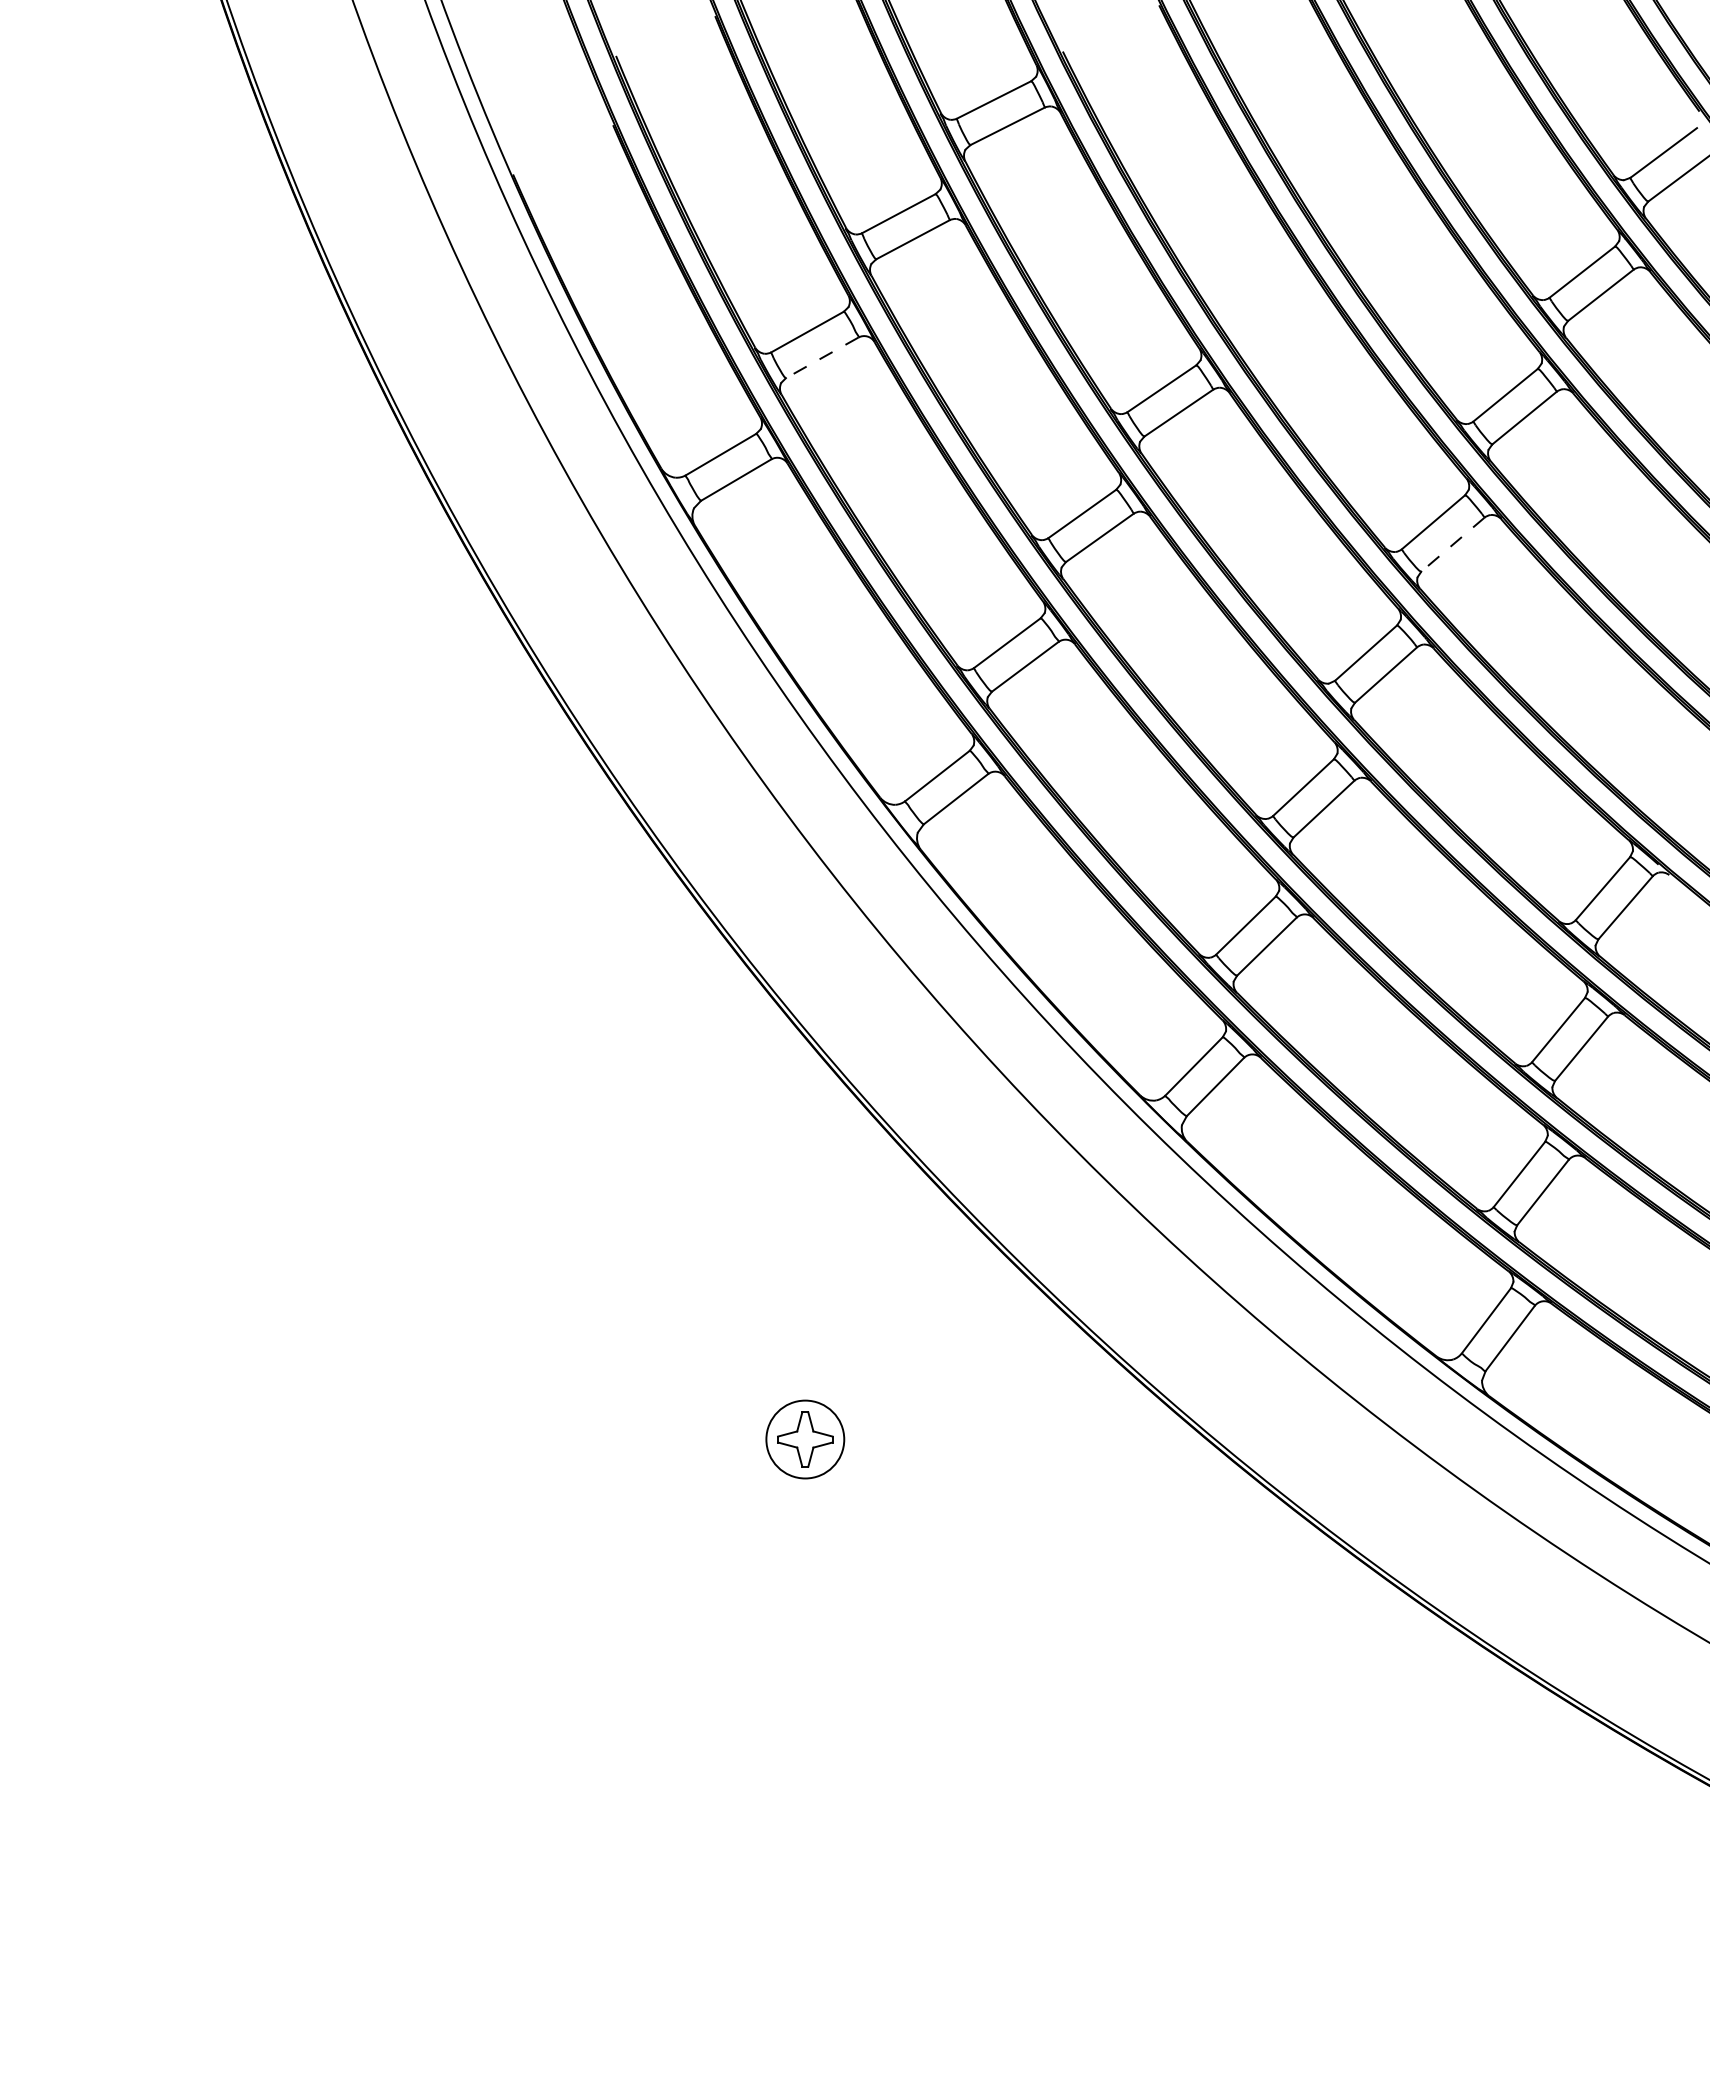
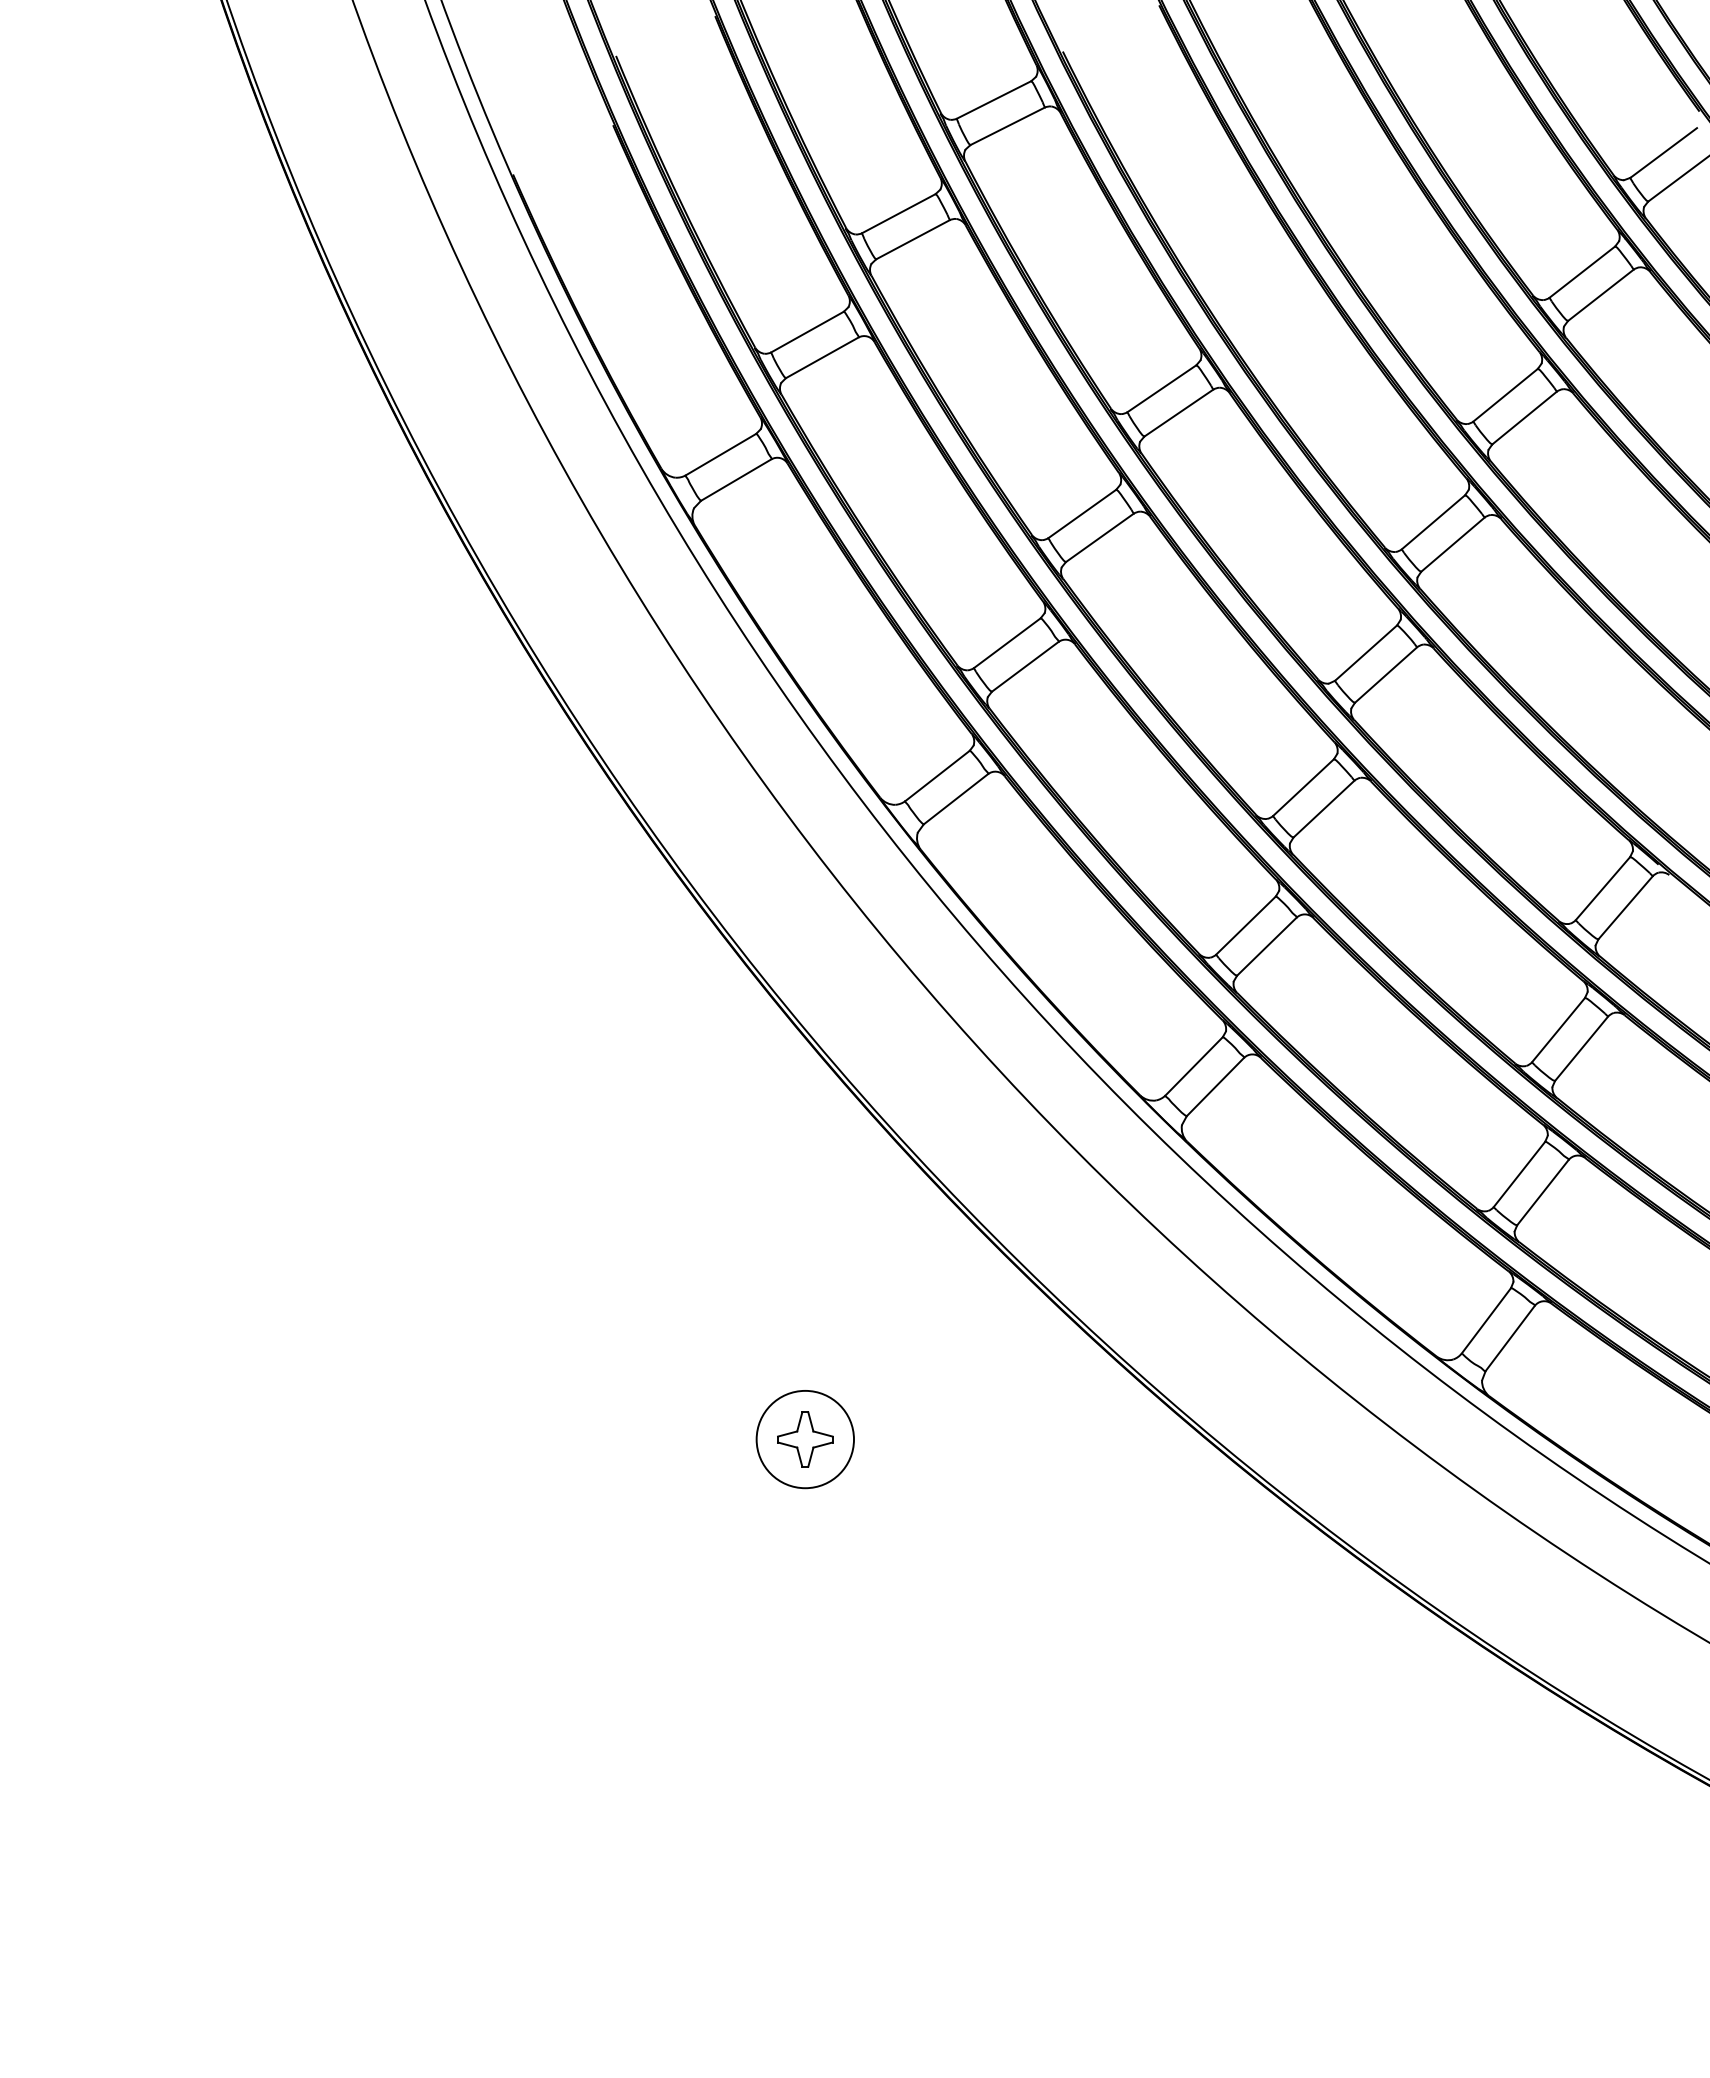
line: dashed -> solid (822, 357)
line: dashed -> solid (1452, 544)
circle diameter: 78 px -> 97 px (805, 1439)
